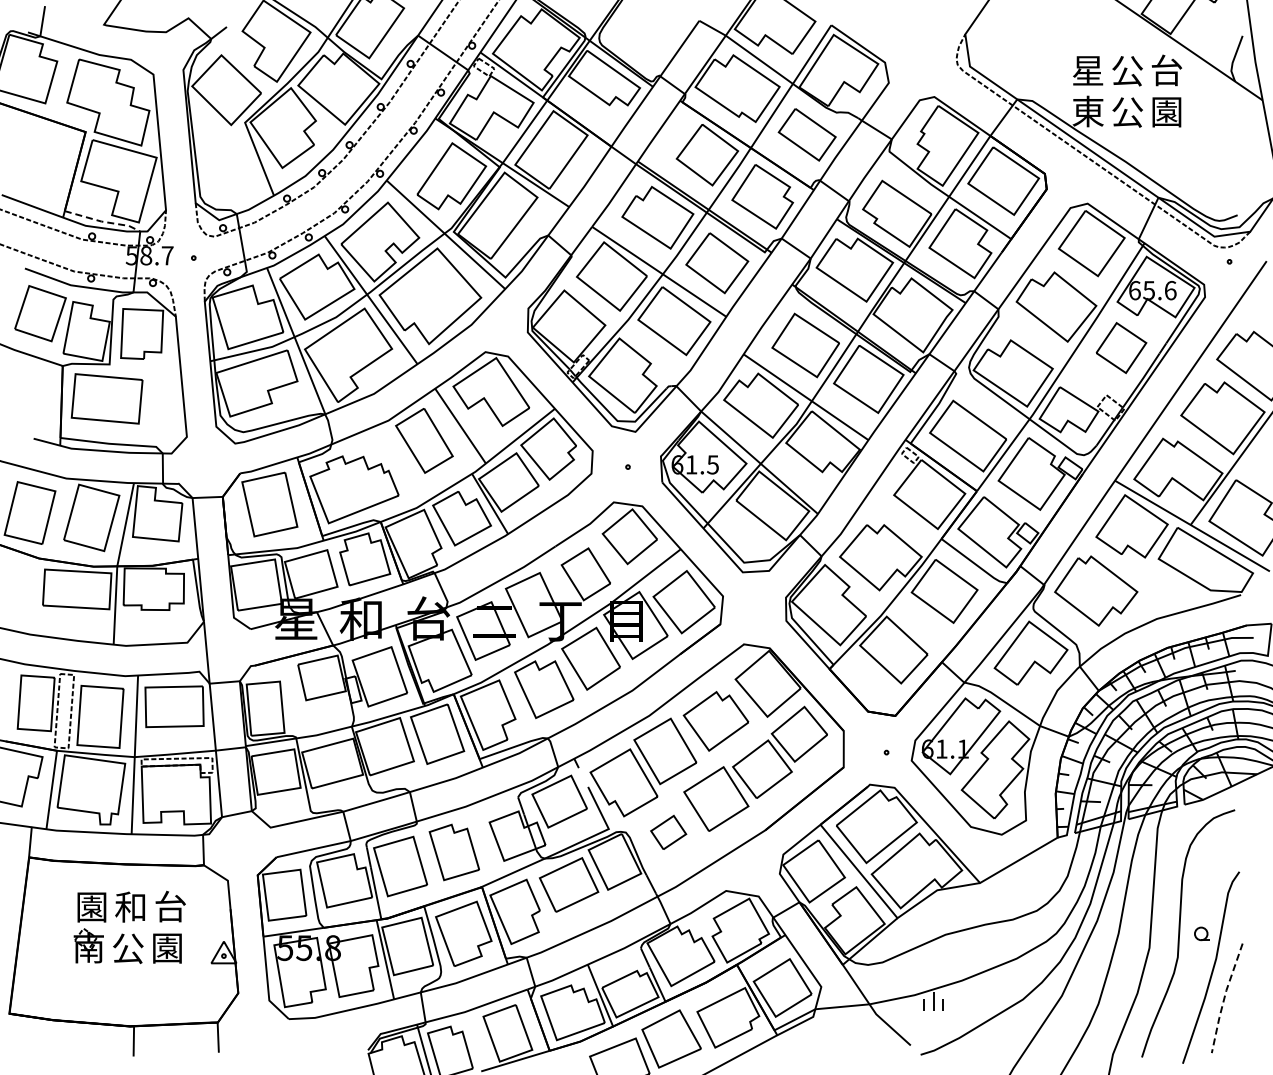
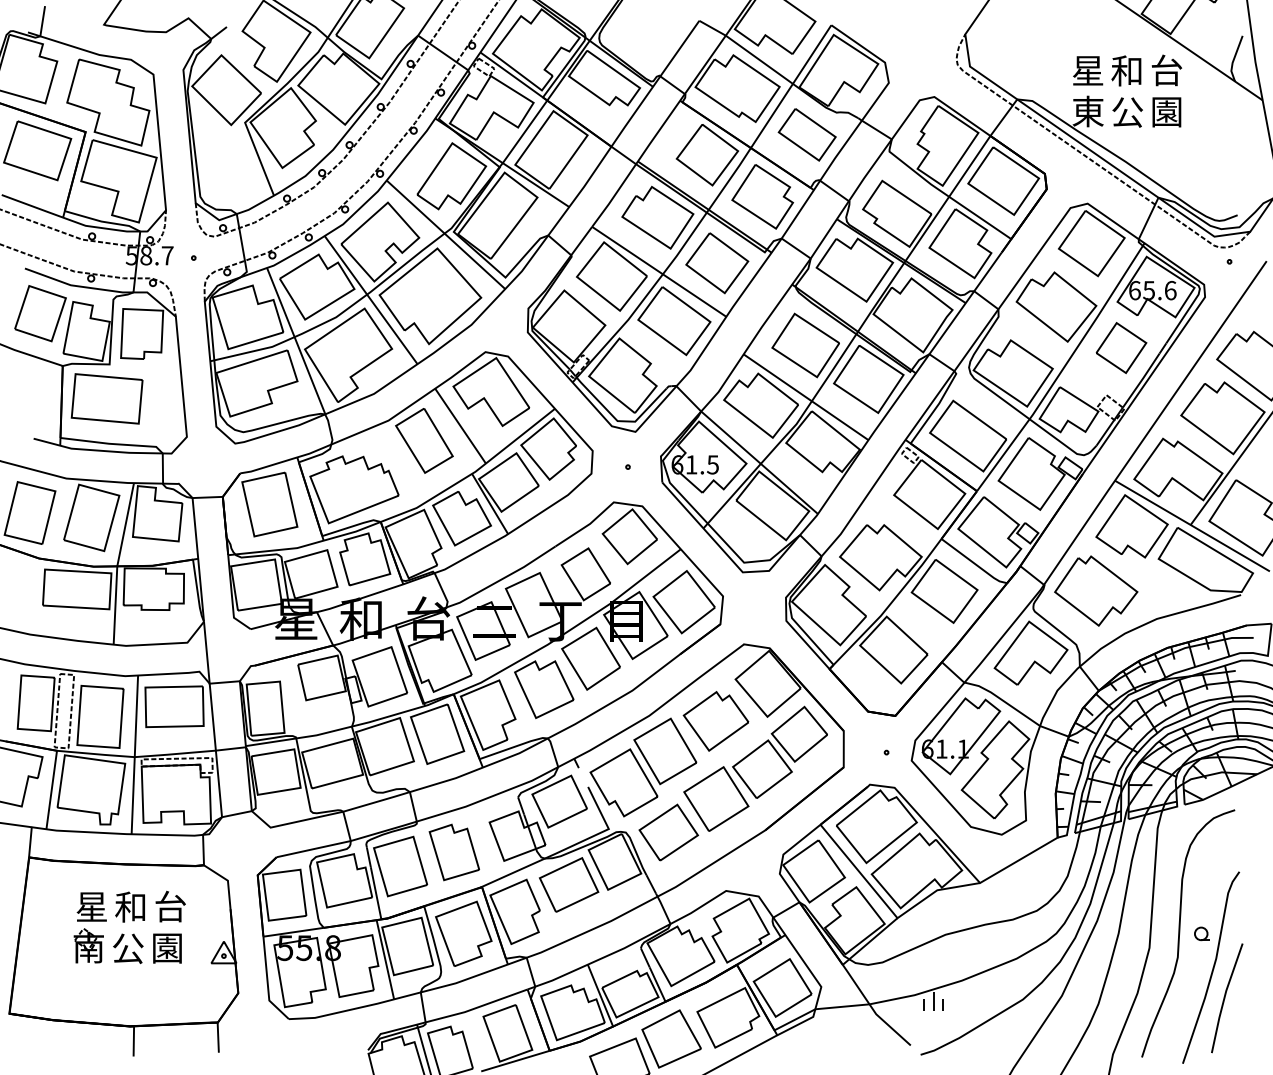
text: 公 -> 和 (1126, 70)
part: none -> present (37, 150)
line: dashed -> solid (103, 221)
part size: 38x36 px -> 61x59 px (668, 832)
text: 園 -> 星 (91, 907)
line: dashed -> solid (1224, 998)
